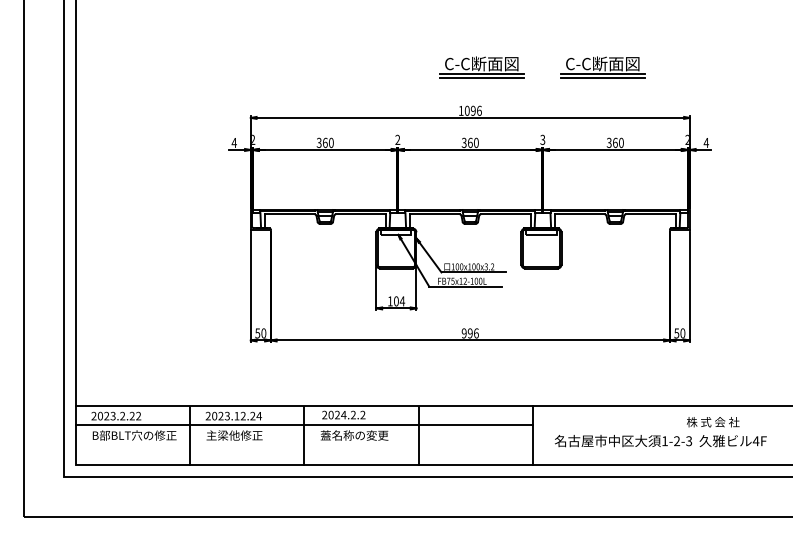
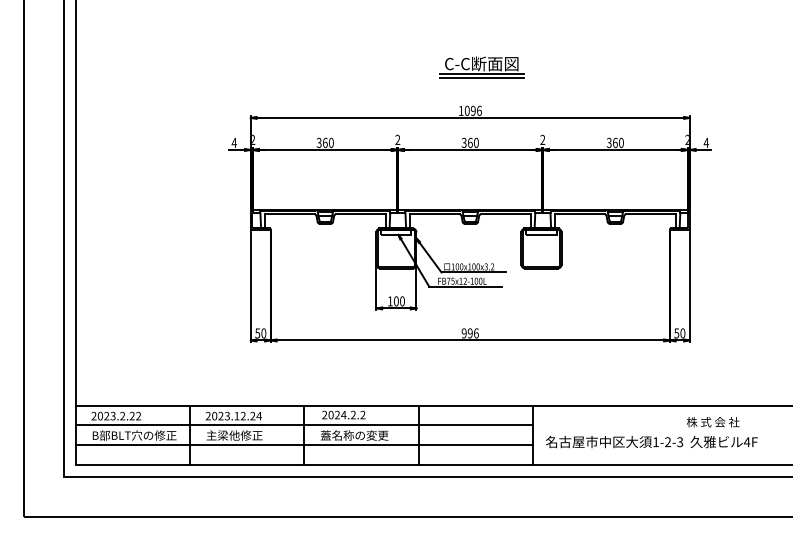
part: present -> none (602, 67)
text: 3 -> 2 (542, 140)
text: 104 -> 100 (402, 301)
text position: (660, 441) -> (651, 442) (651, 442)
line: none -> present (303, 445)
